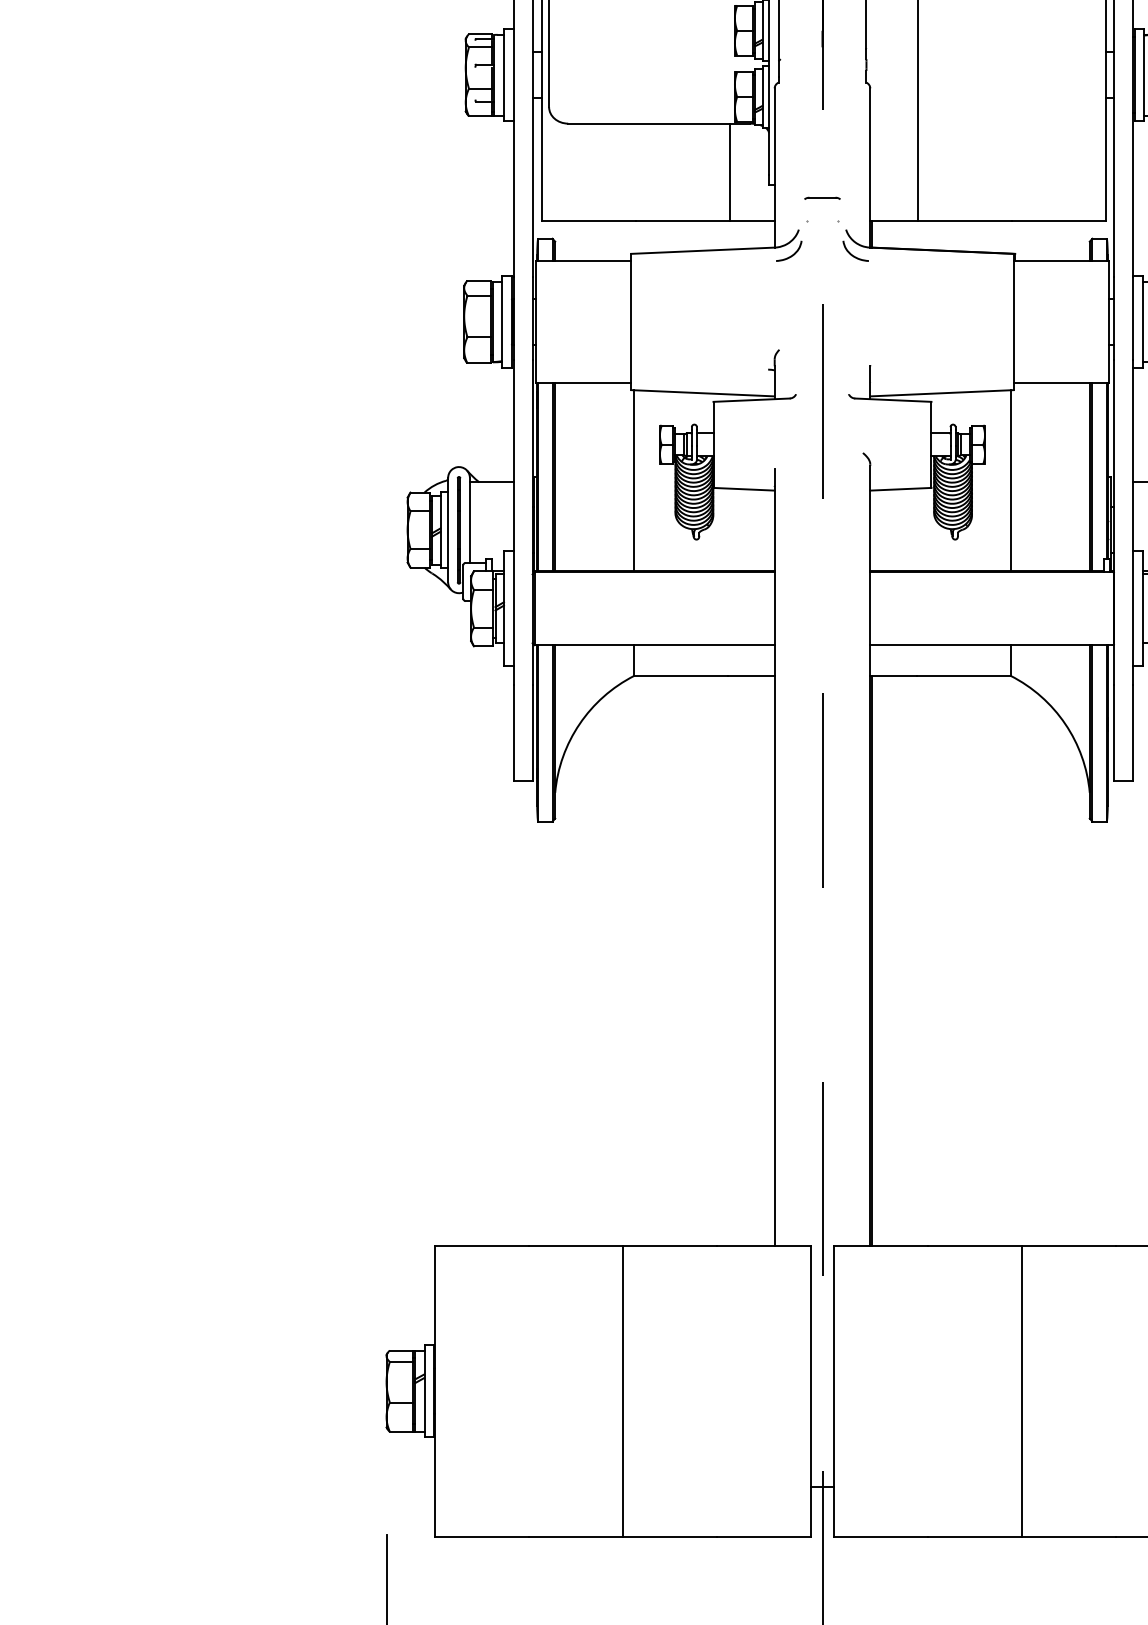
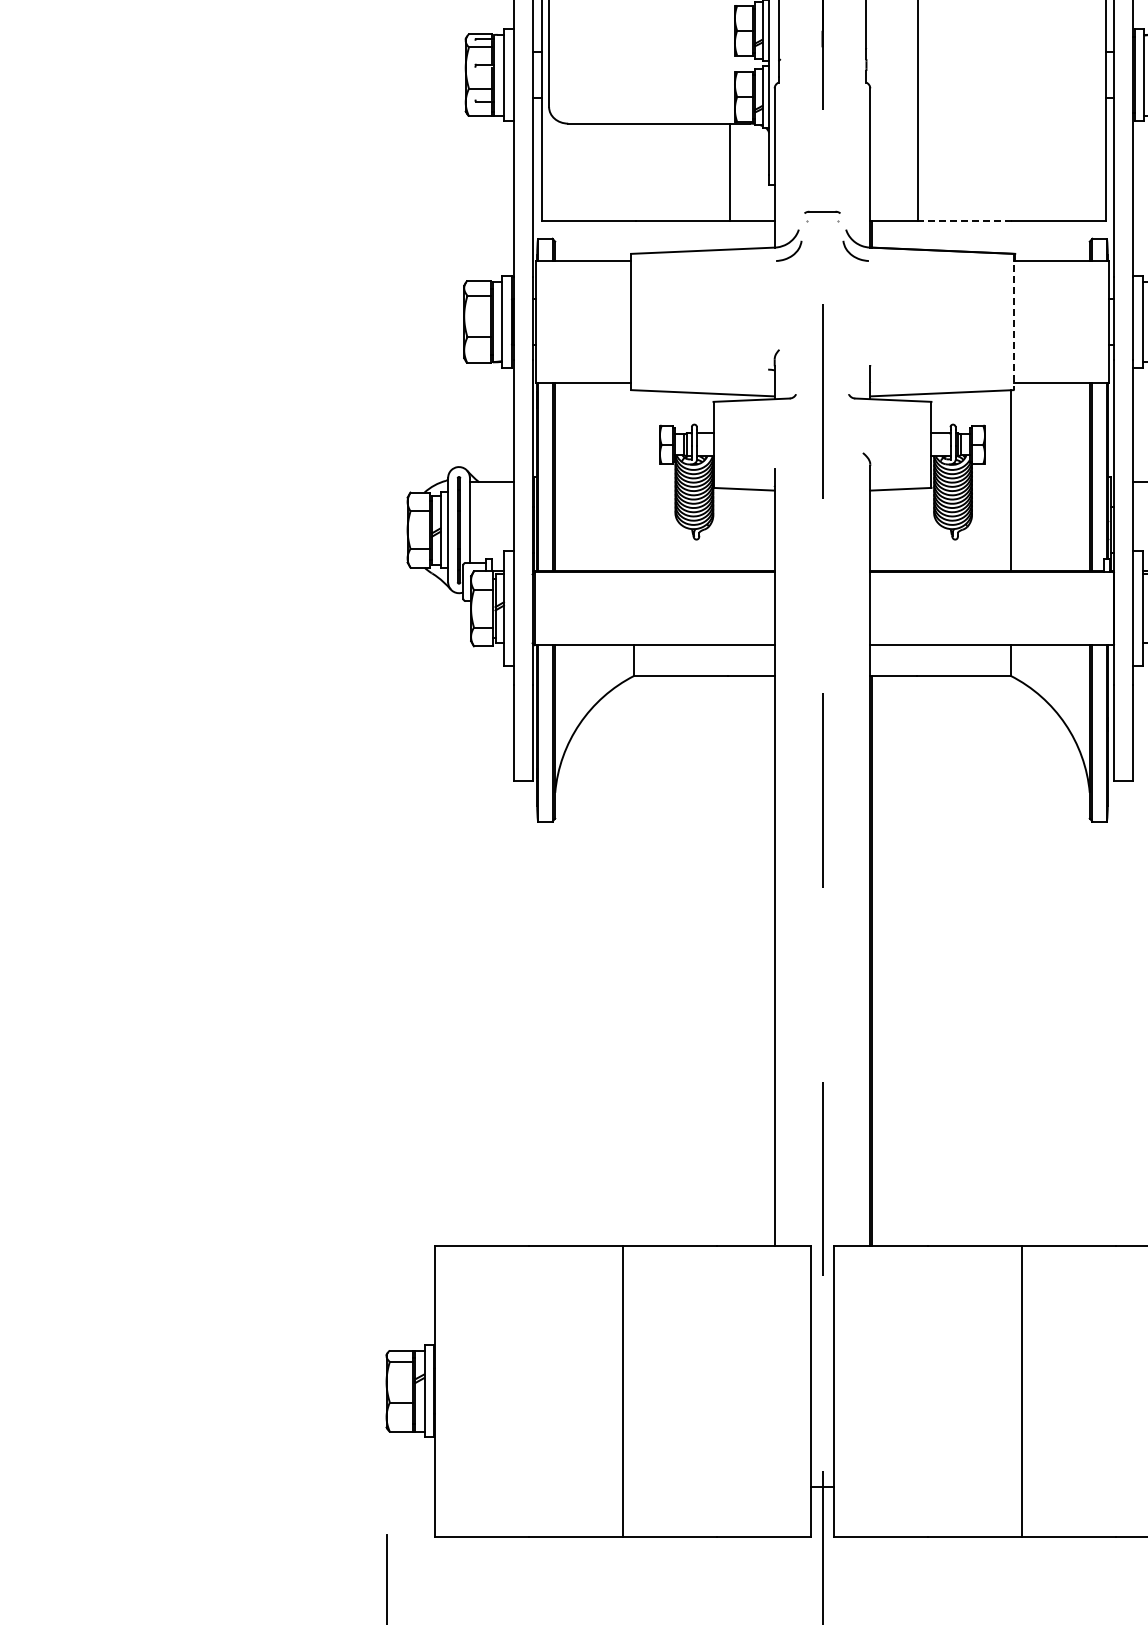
part position: (822, 197) -> (822, 211) (822, 211)
line: solid -> dashed (964, 220)
line: solid -> dashed (1013, 322)
line: present -> none (634, 480)
